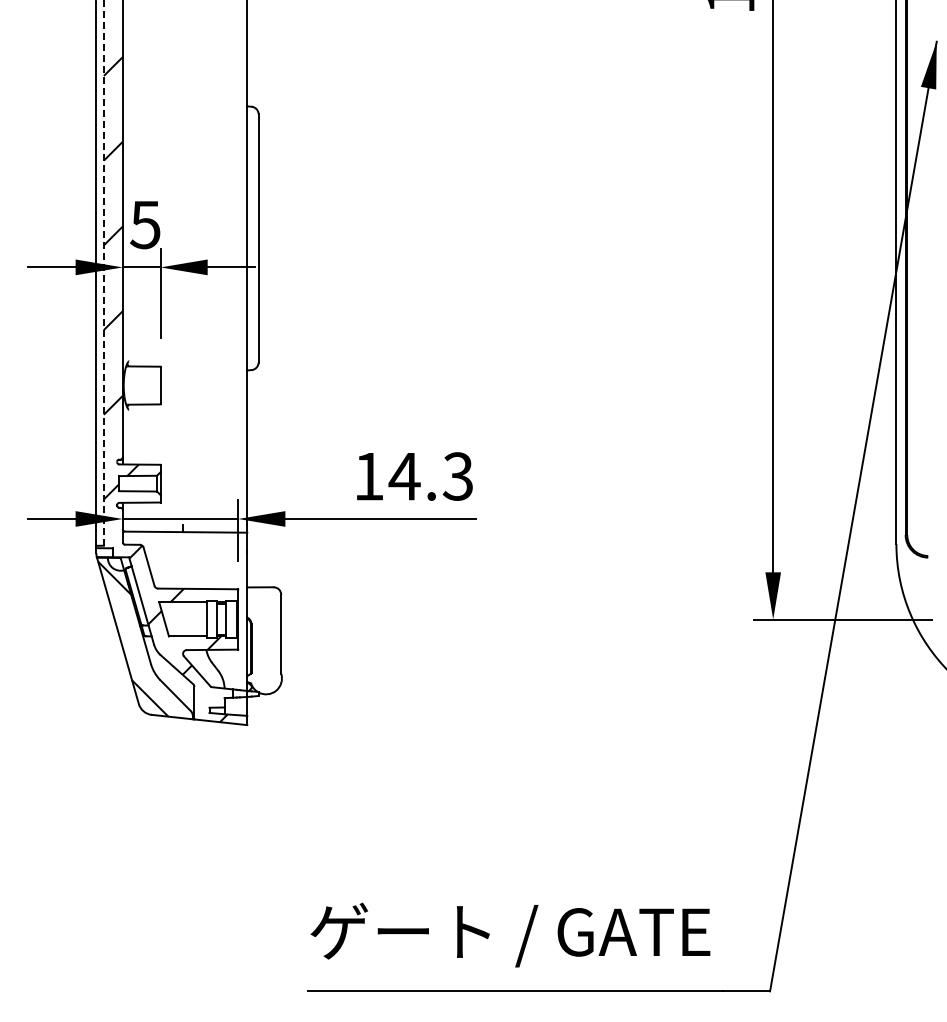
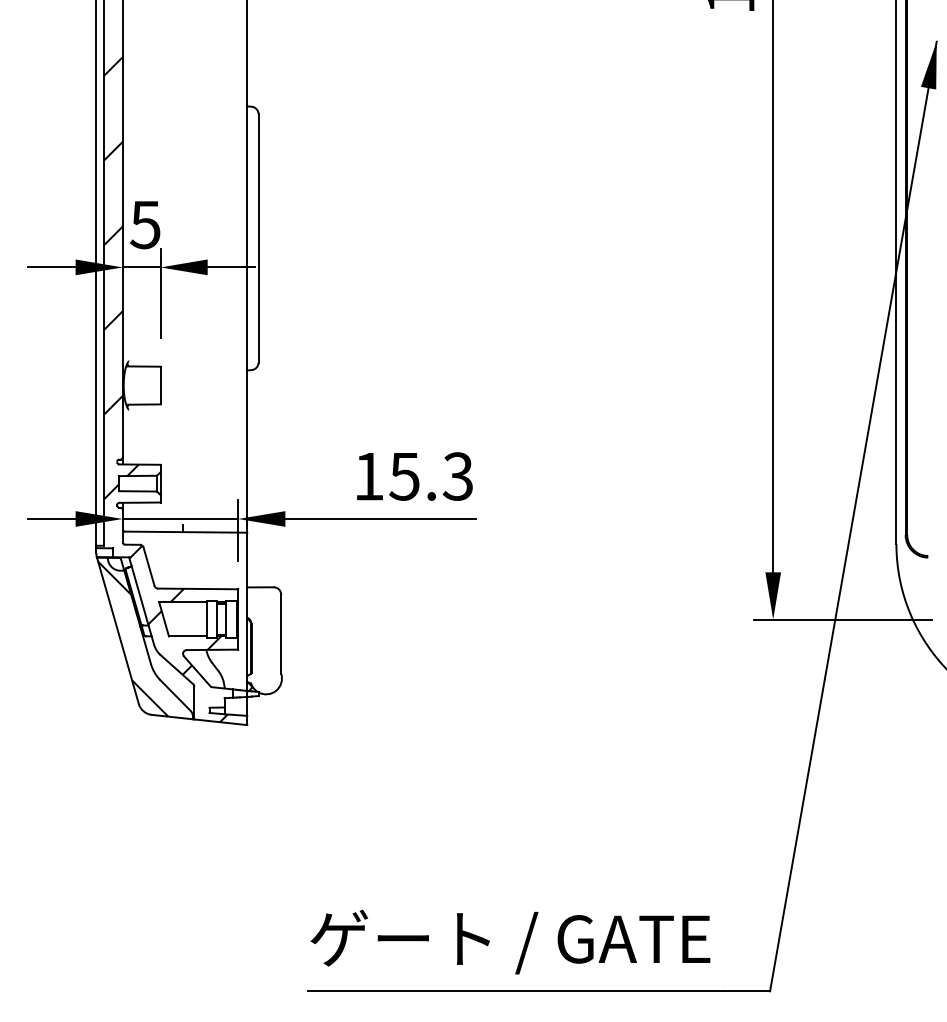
line: dashed -> solid (103, 272)
text: 14.3 -> 15.3 (404, 476)
text position: (510, 934) -> (510, 941) (510, 941)
